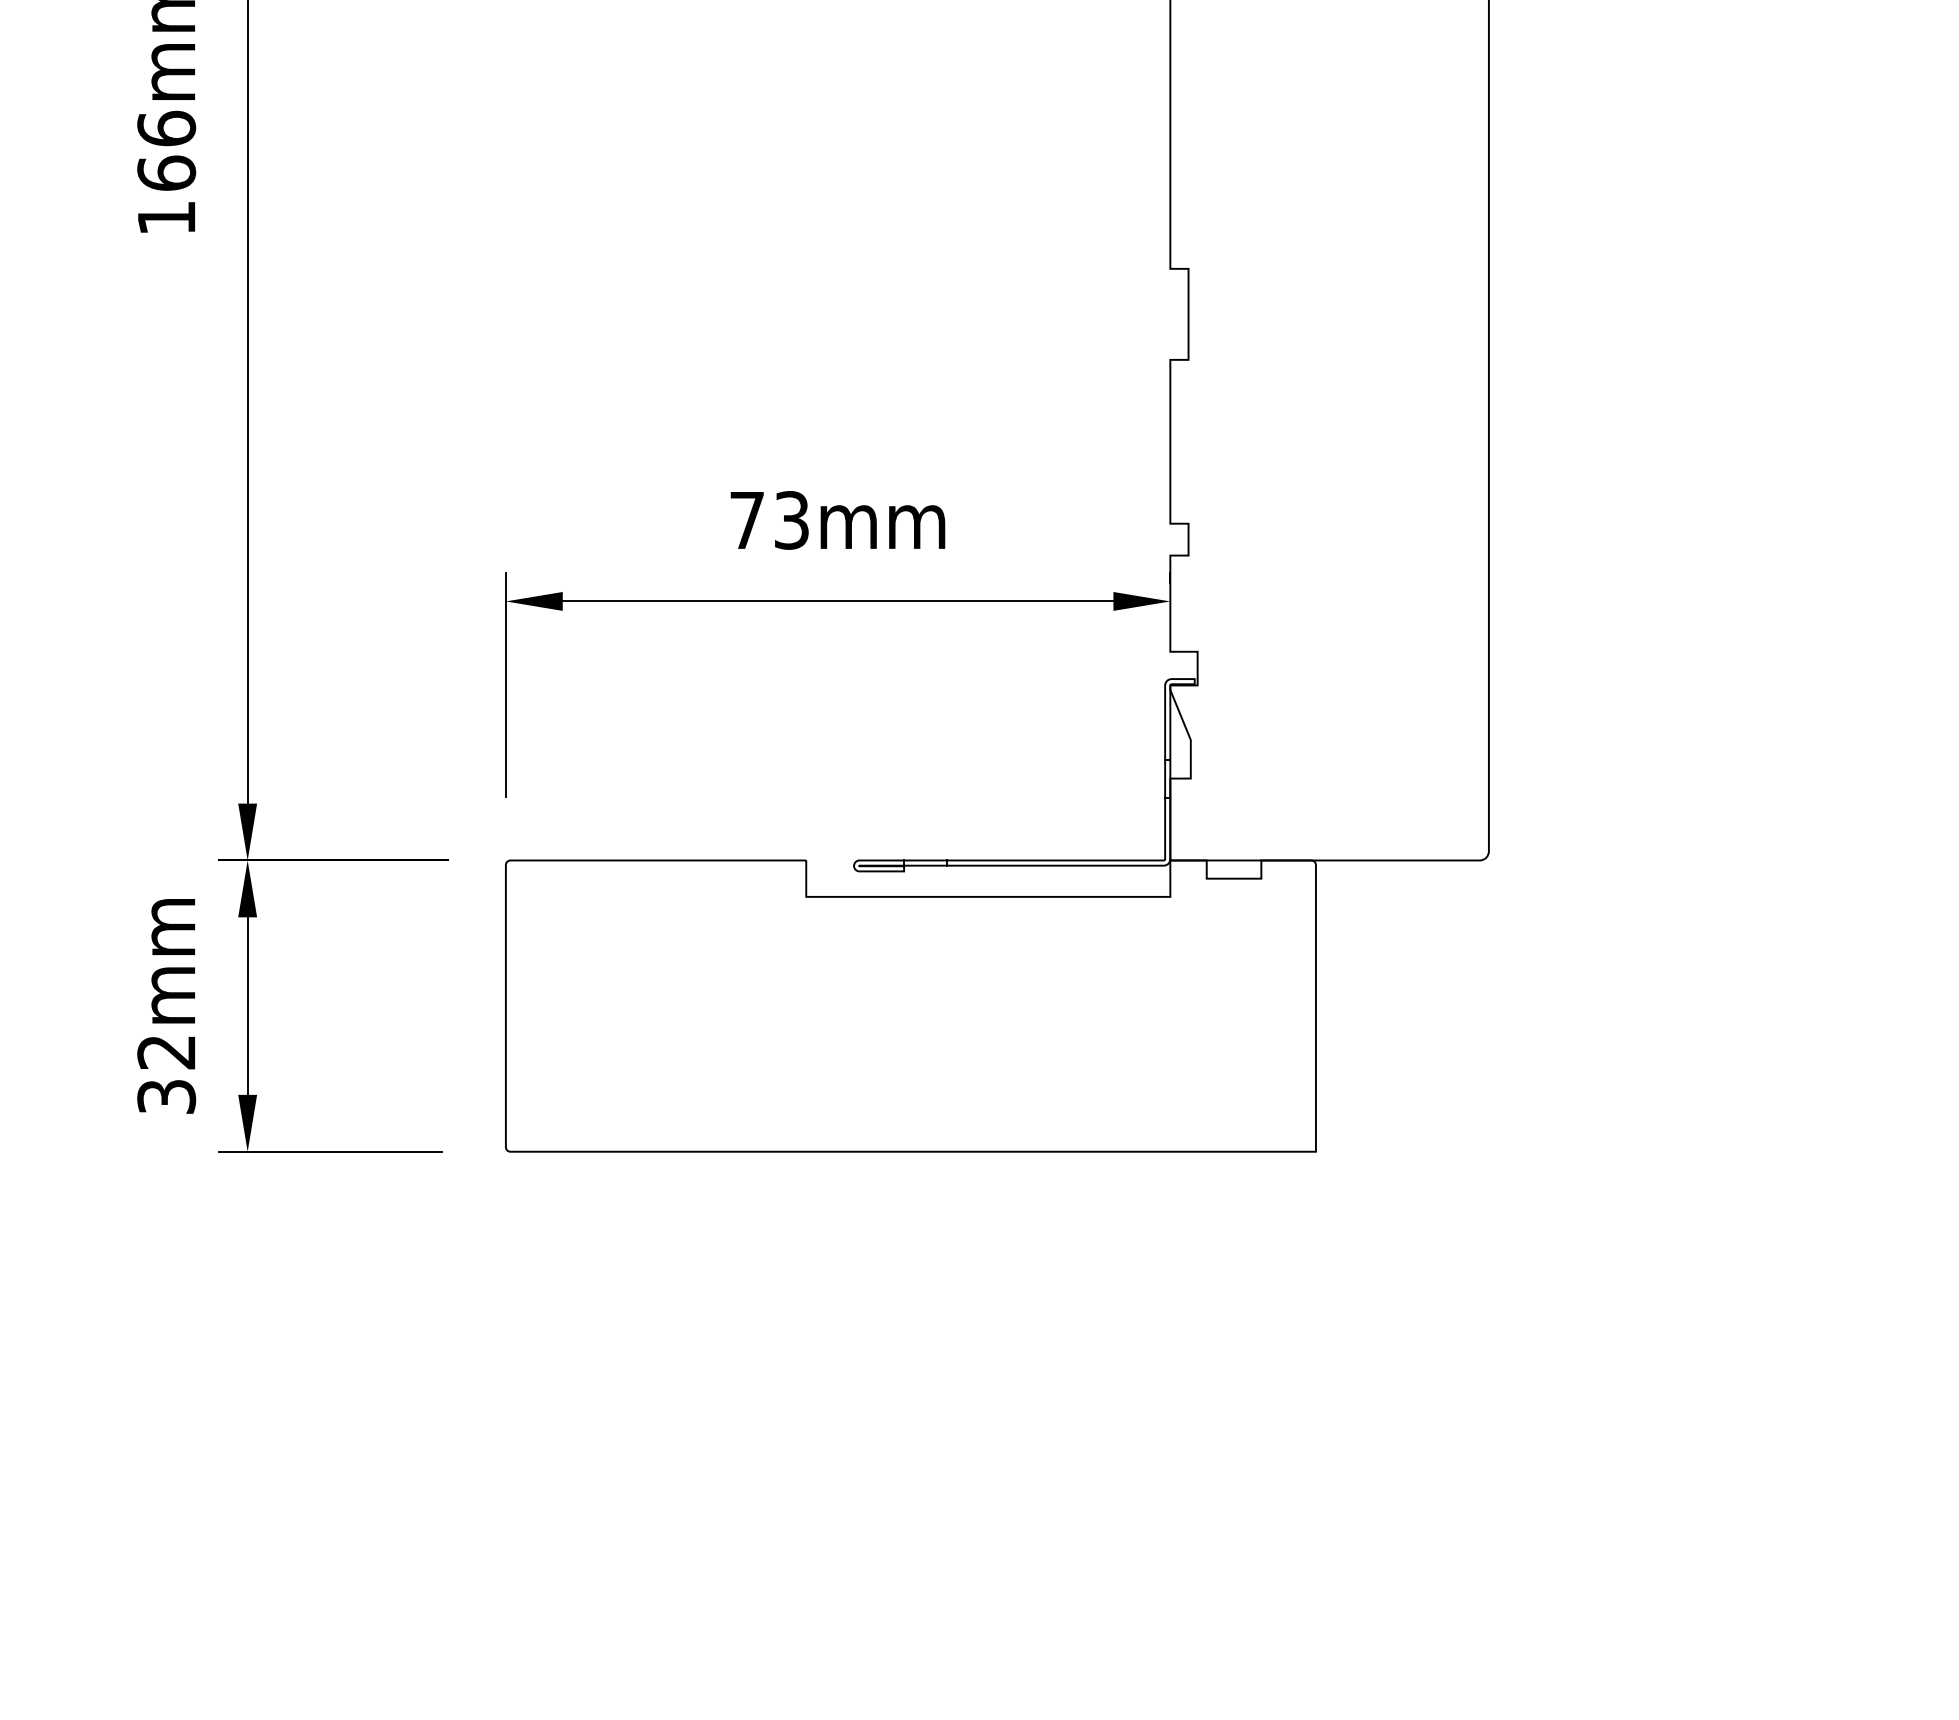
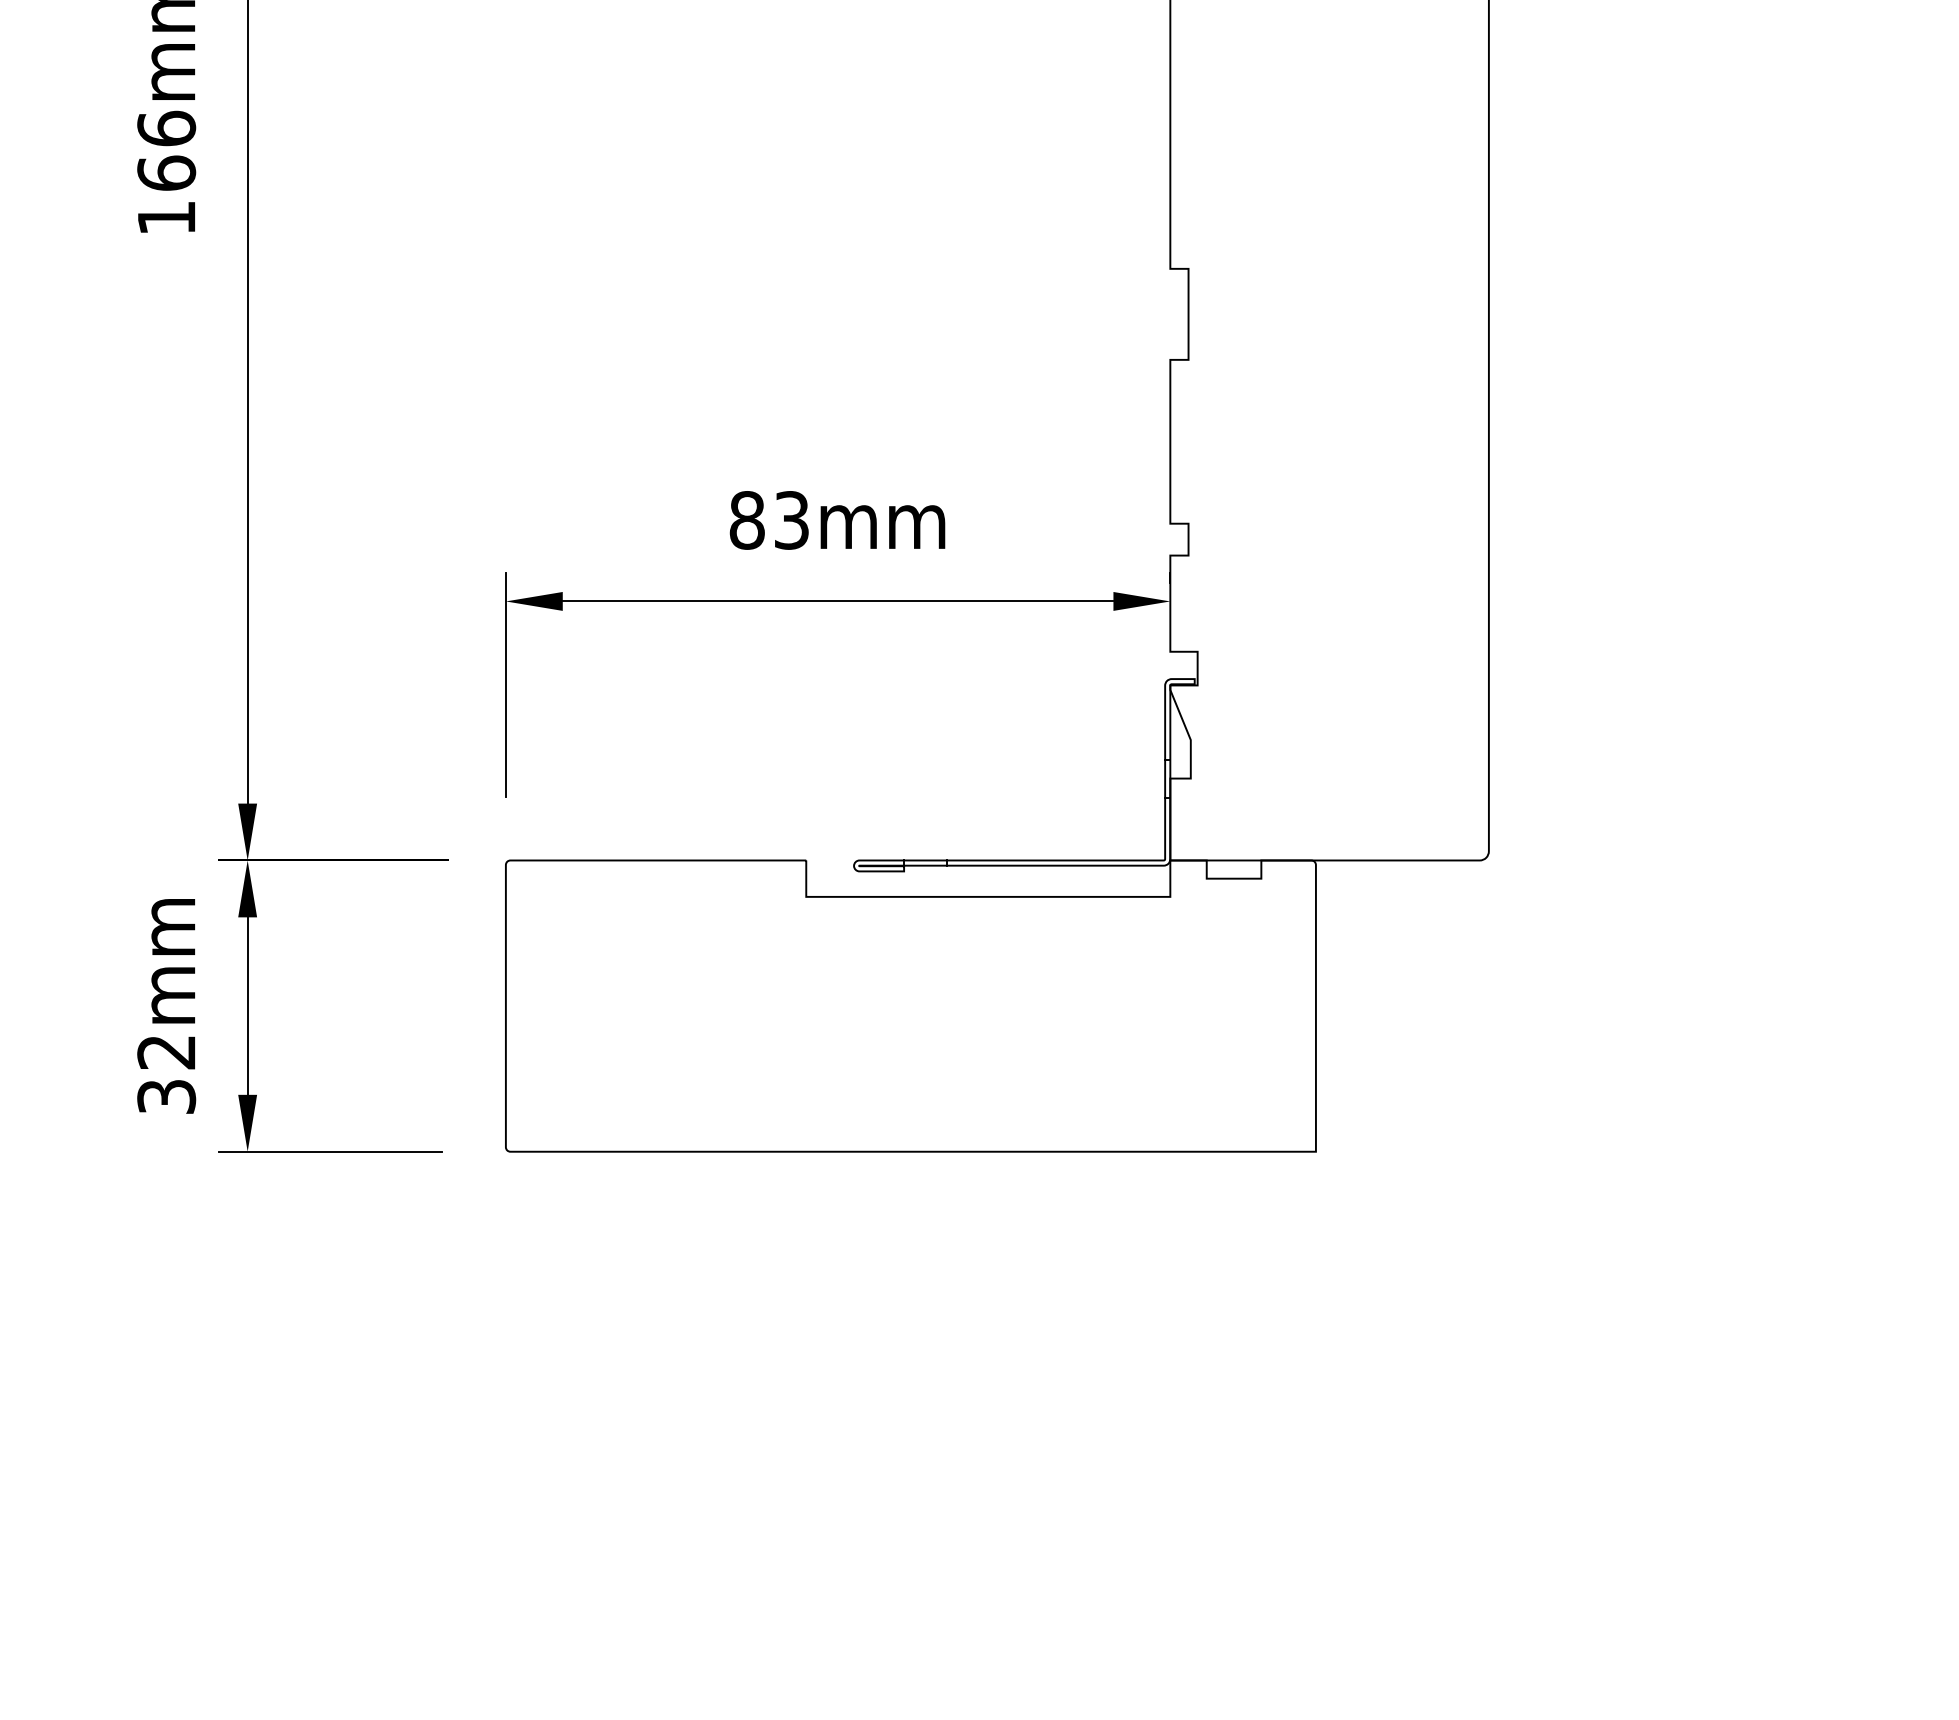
text: 73mm -> 83mm (746, 520)
